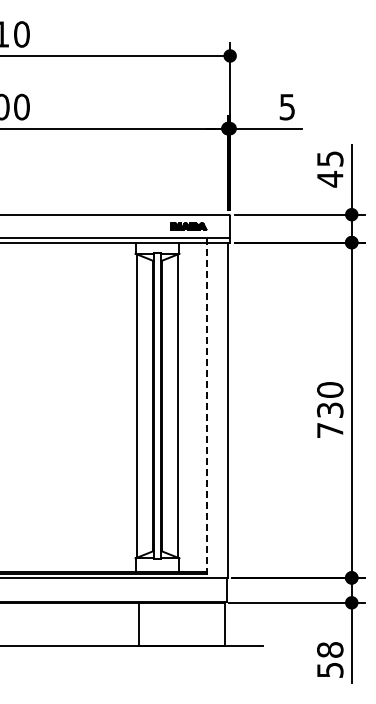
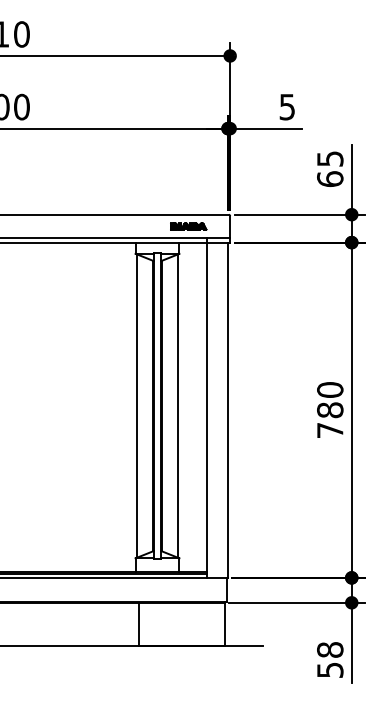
text: 45 -> 65 (330, 178)
line: dashed -> solid (206, 408)
text: 730 -> 780 (330, 410)
